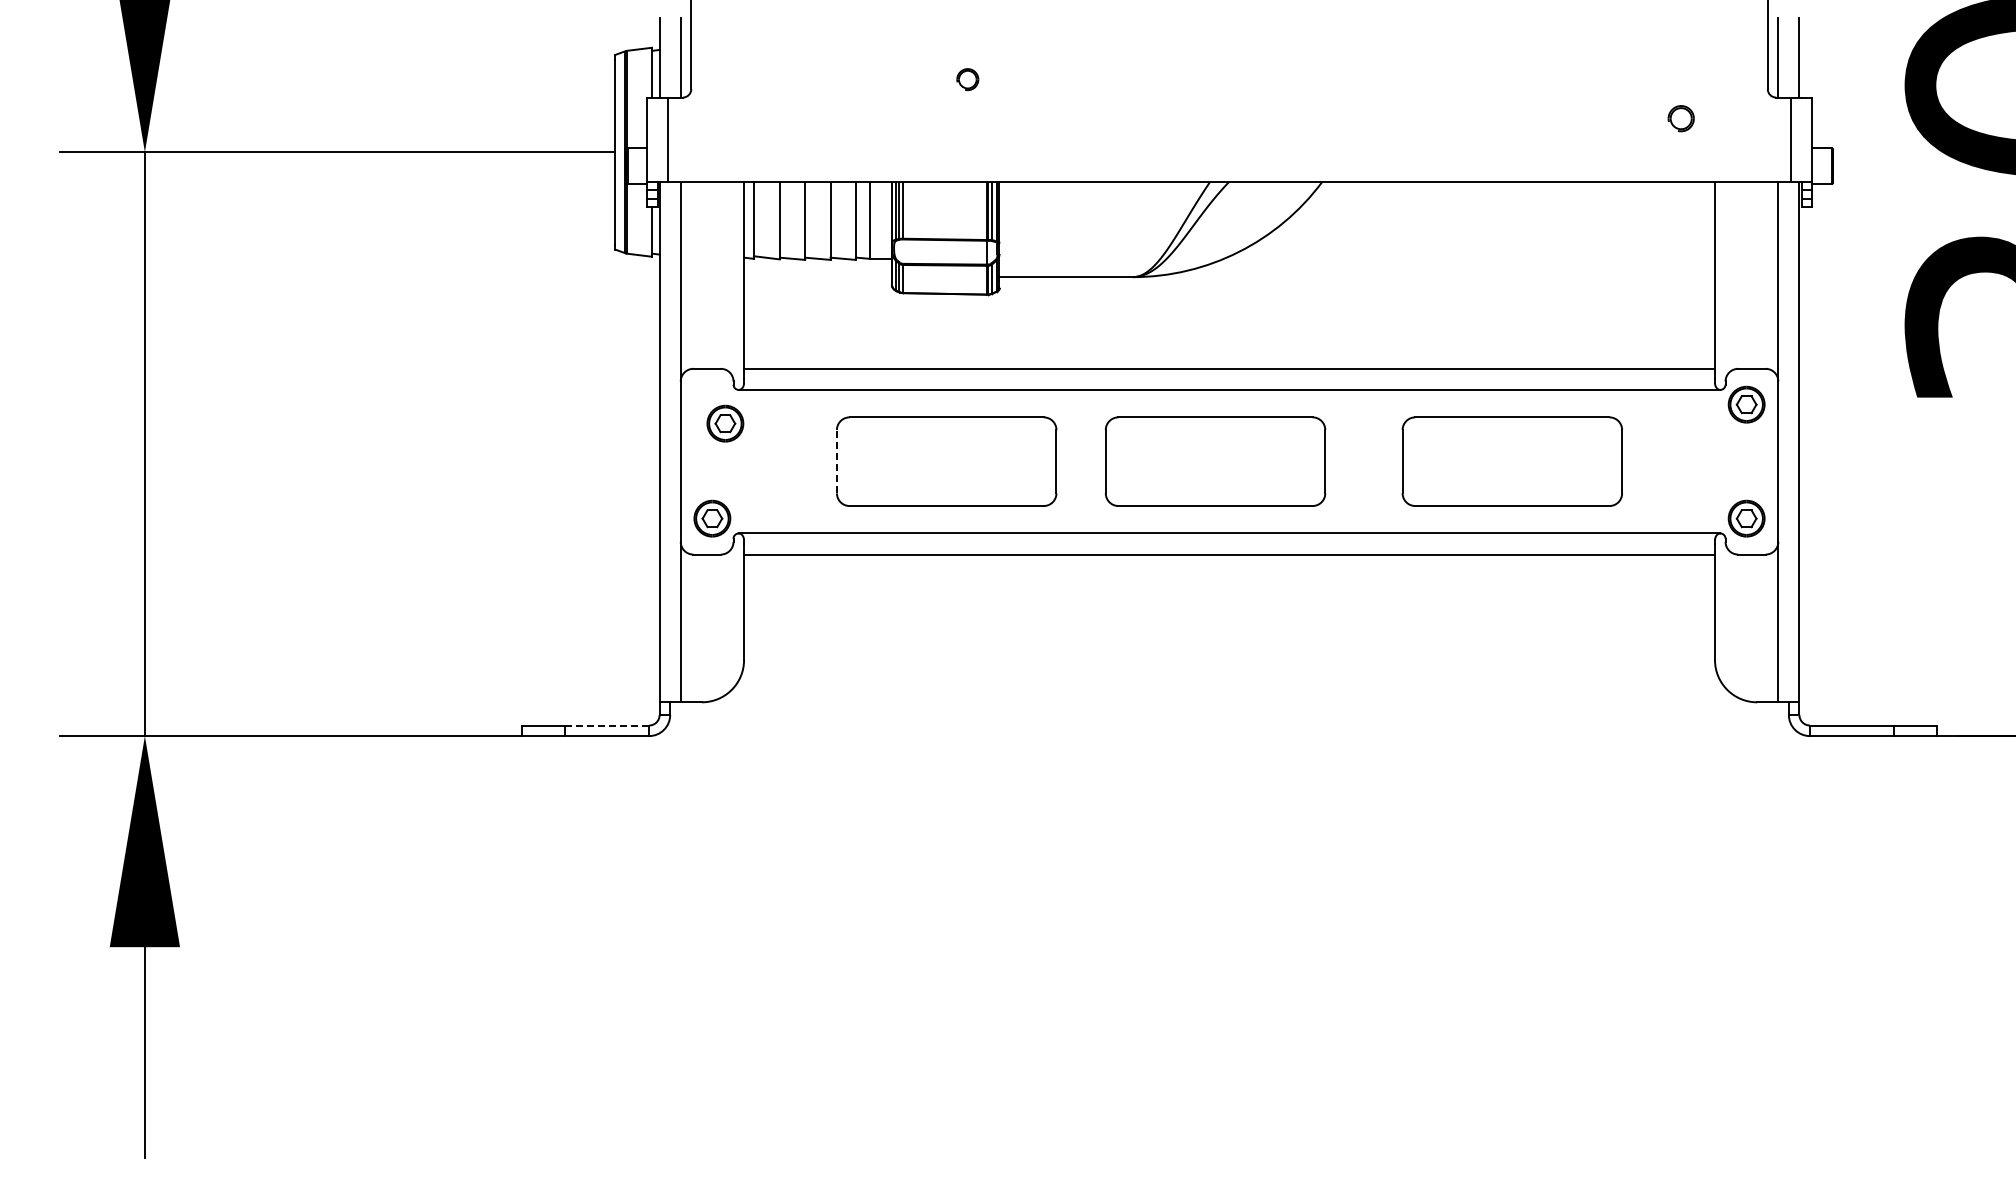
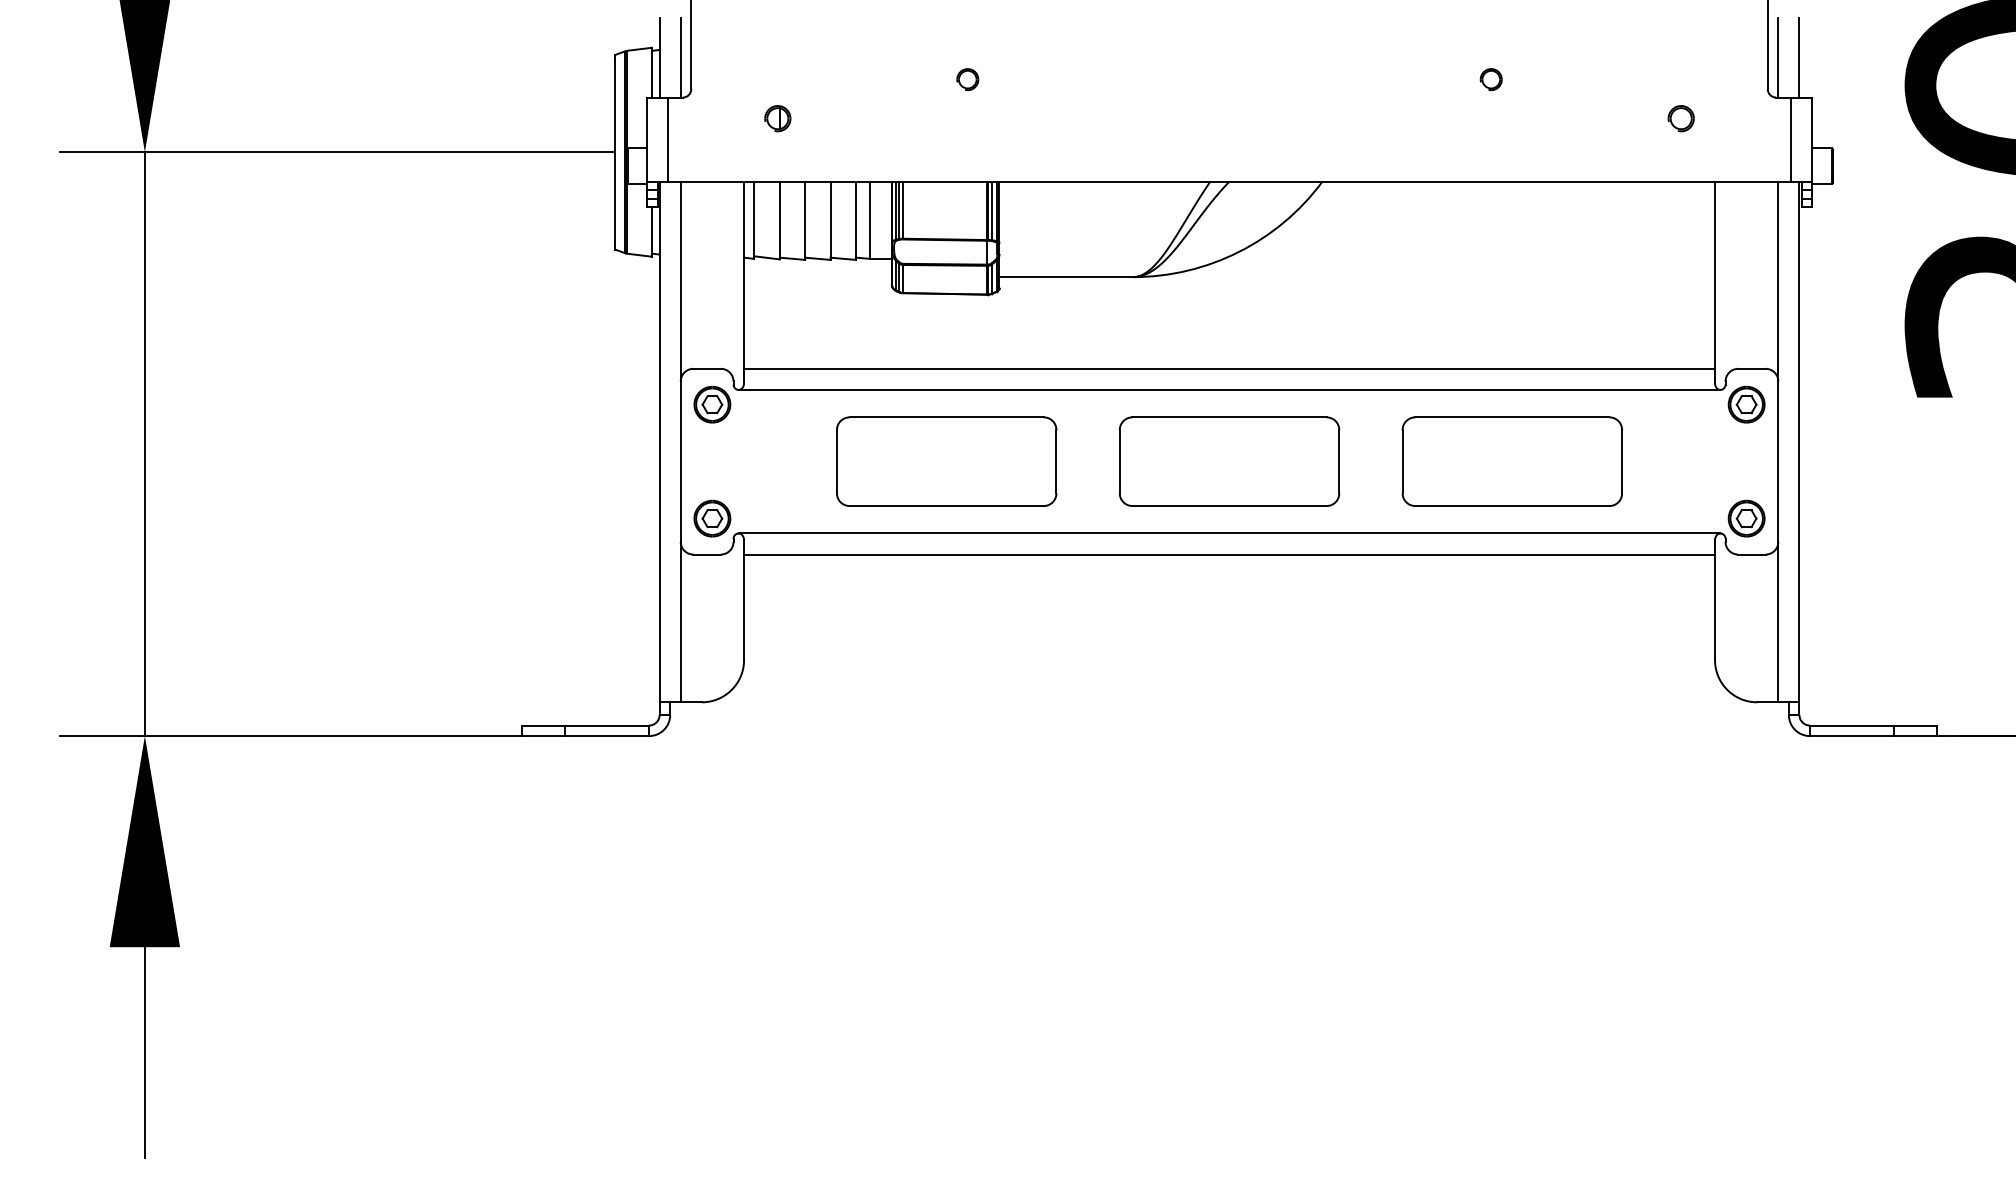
part: none -> present (1490, 79)
part: none -> present (777, 118)
part position: (725, 423) -> (712, 404) (712, 404)
line: dashed -> solid (836, 461)
part position: (1215, 461) -> (1229, 461) (1229, 461)
line: dashed -> solid (606, 725)
